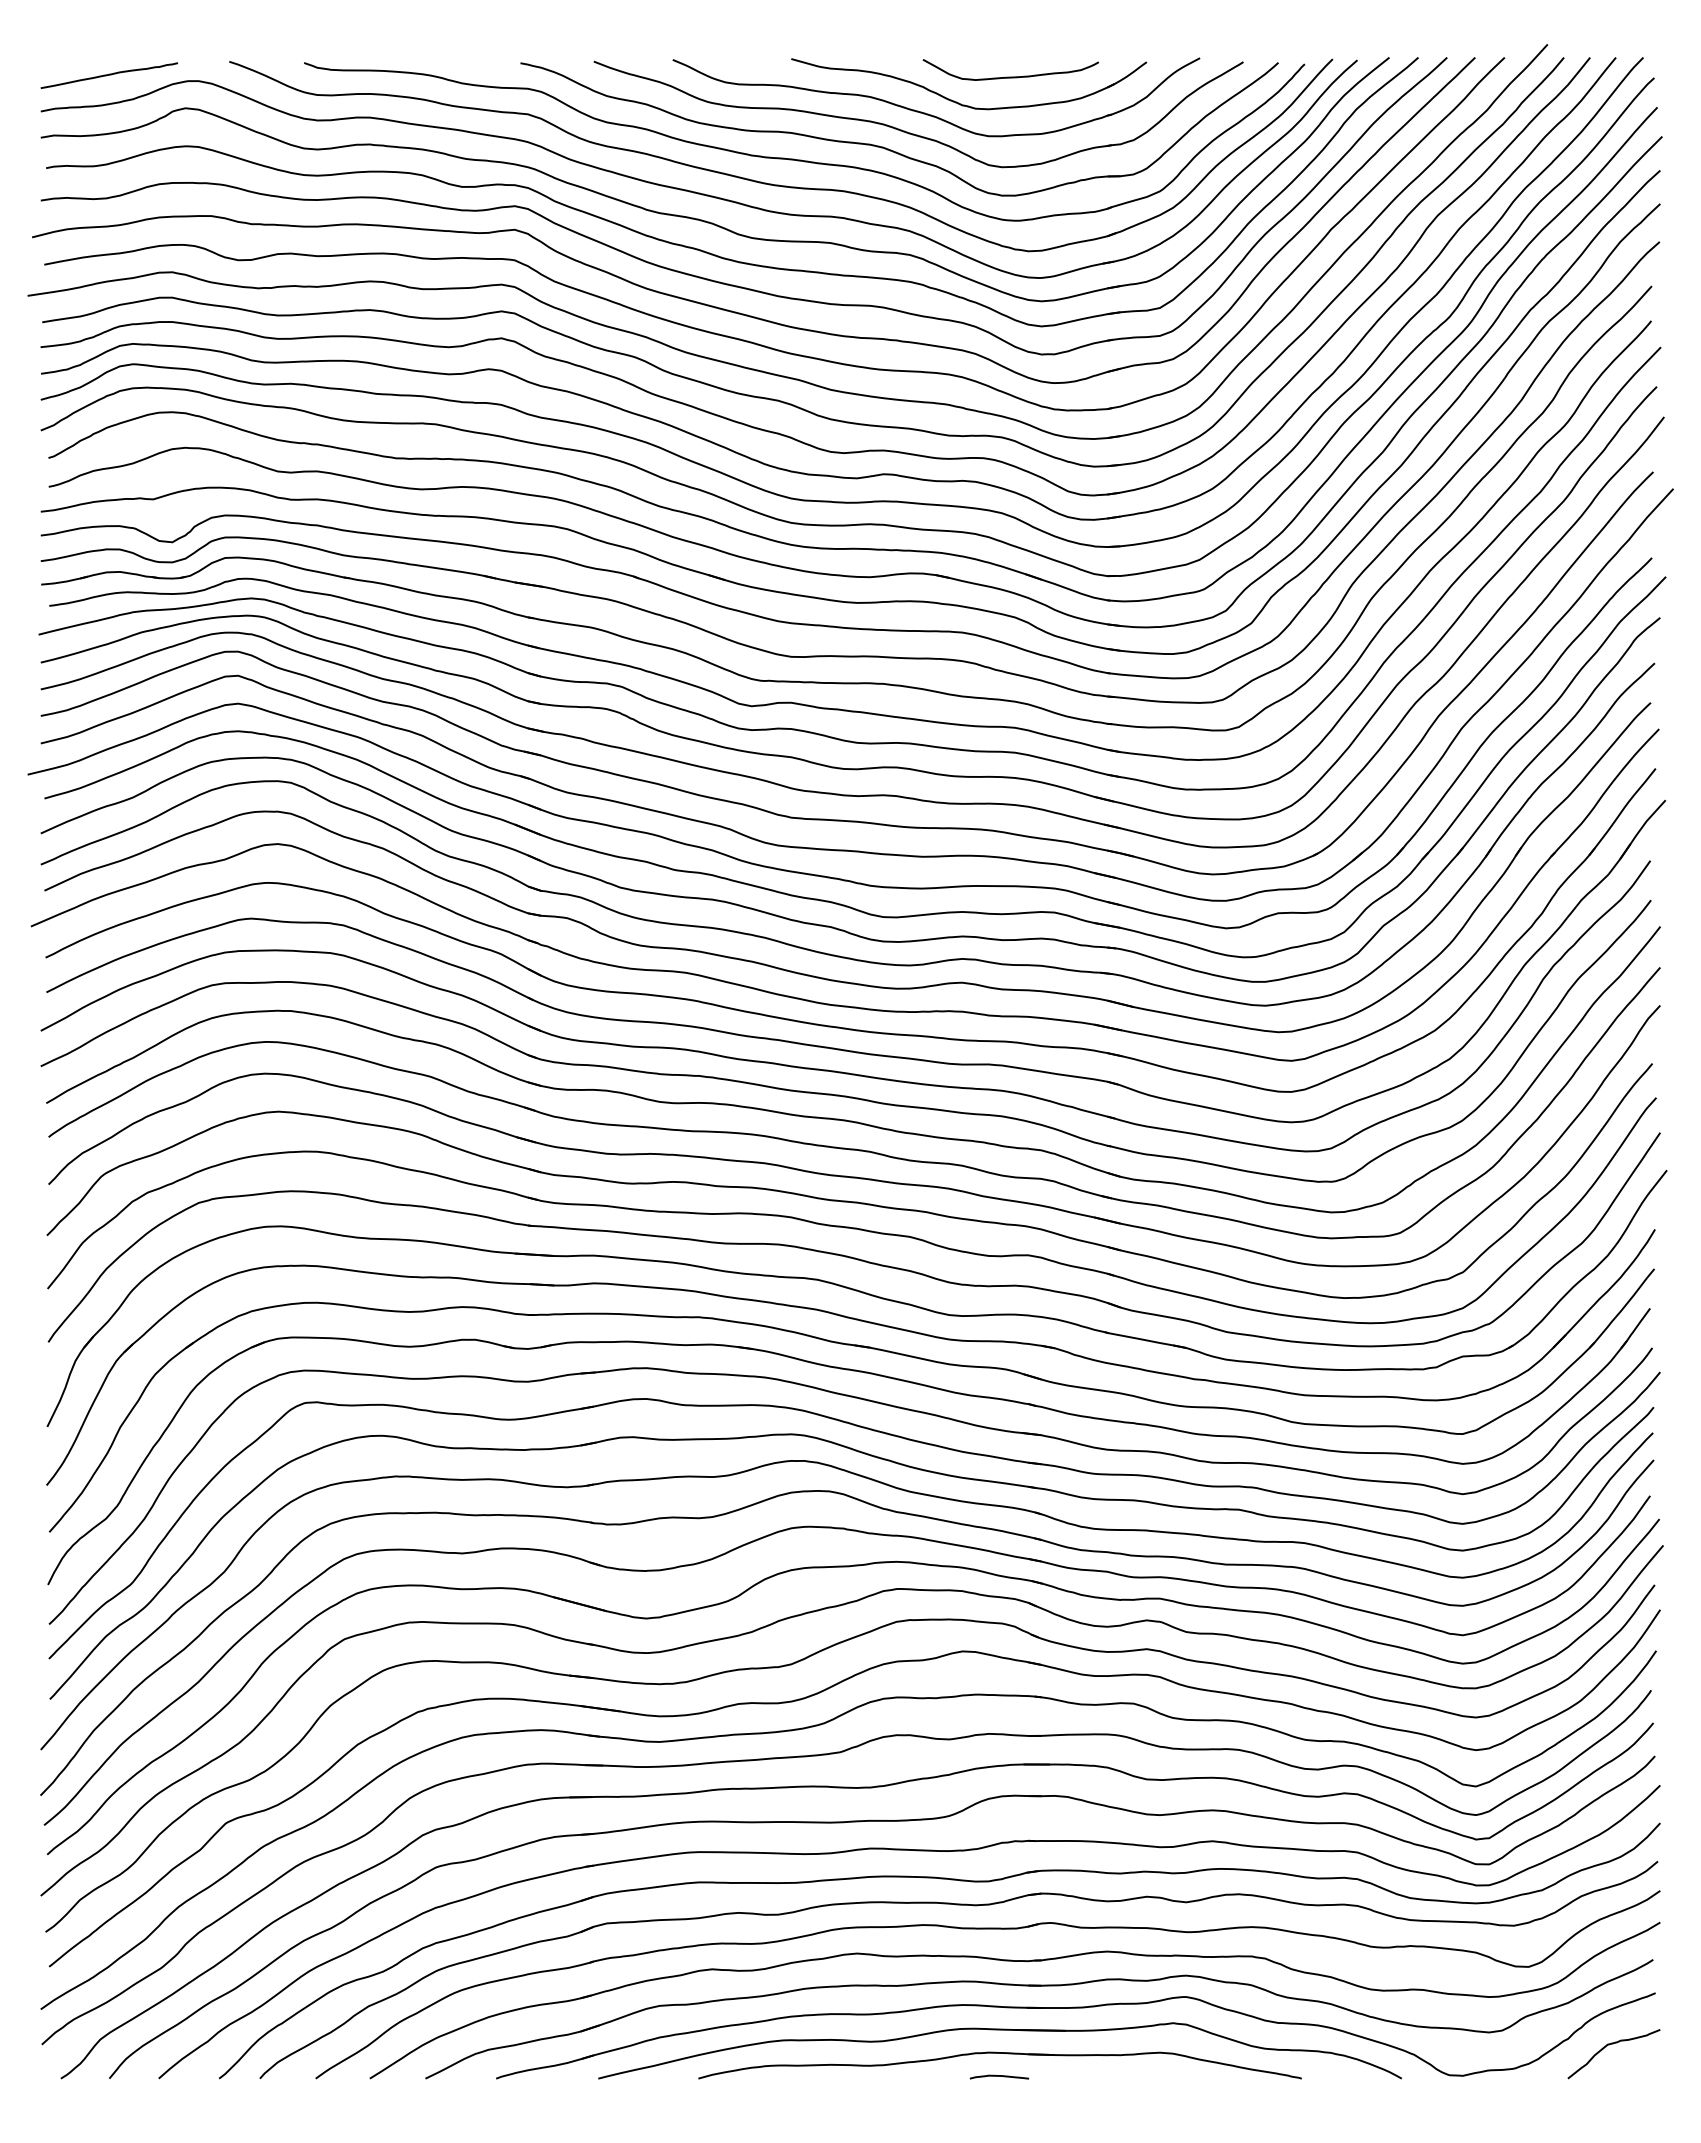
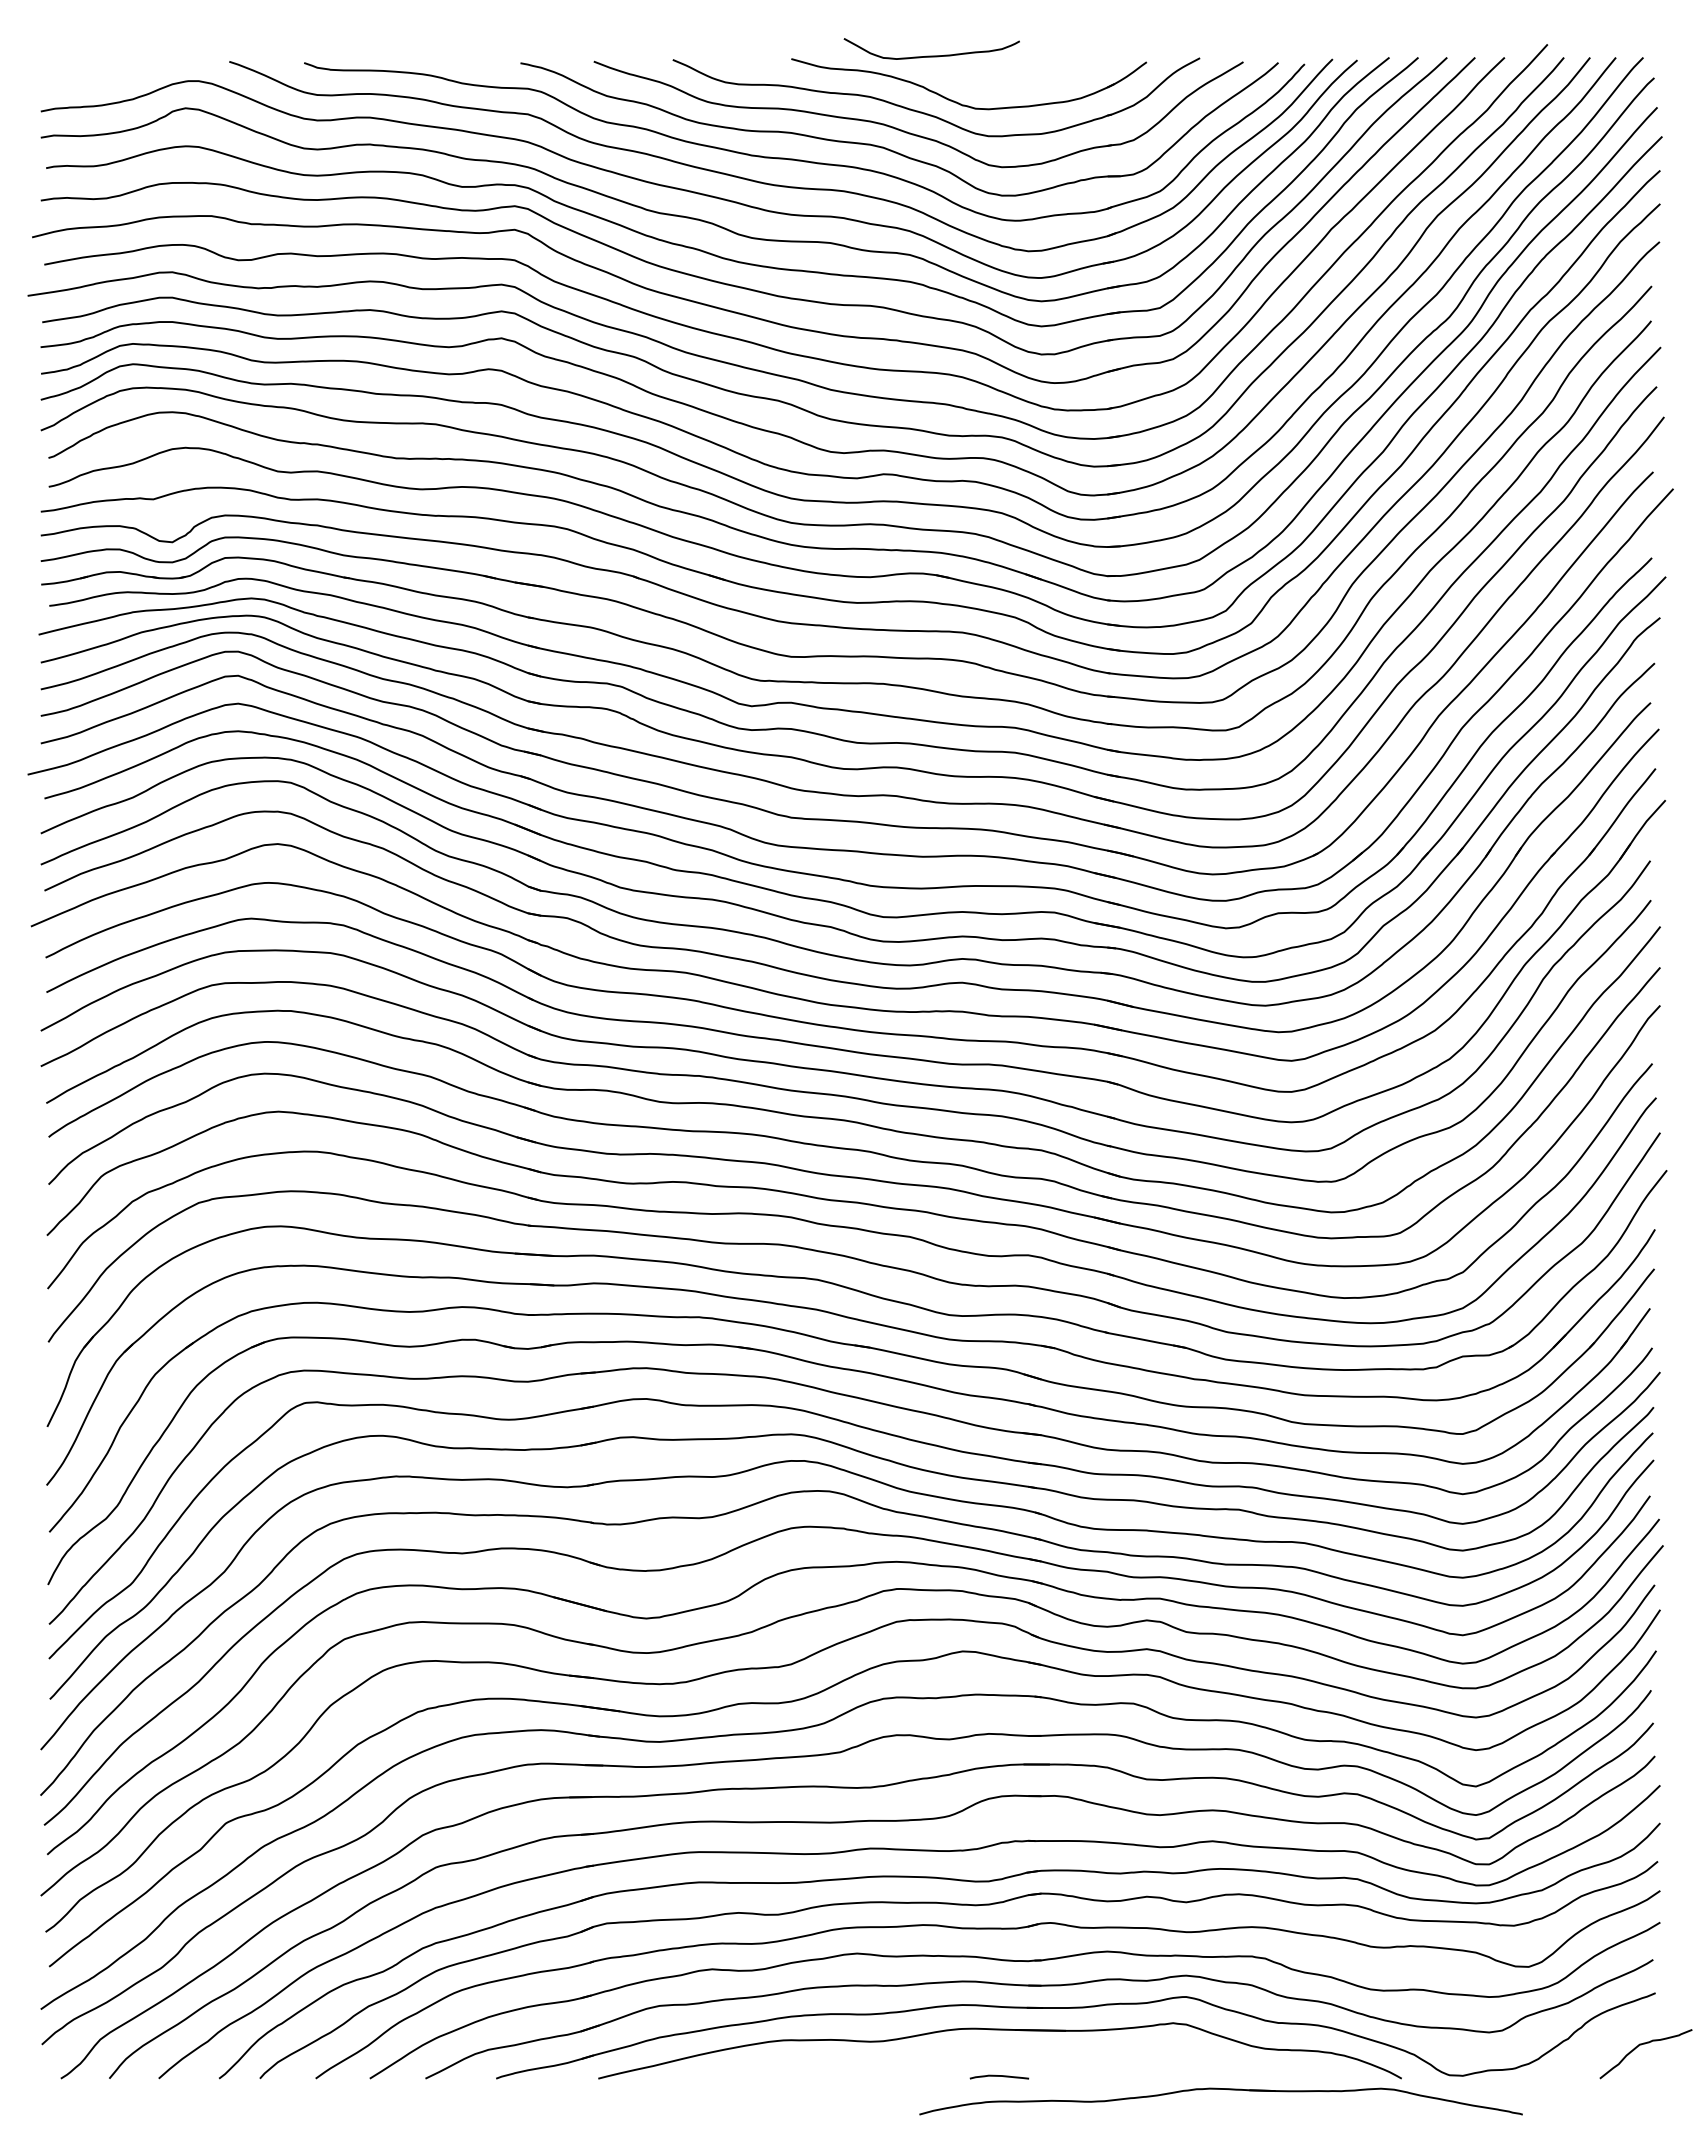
curve: present -> none (108, 75)
curve position: (1010, 76) -> (931, 55) (931, 55)
curve position: (1609, 2045) -> (1641, 2045) (1641, 2045)
part position: (999, 2053) -> (1220, 2089) (1220, 2089)
